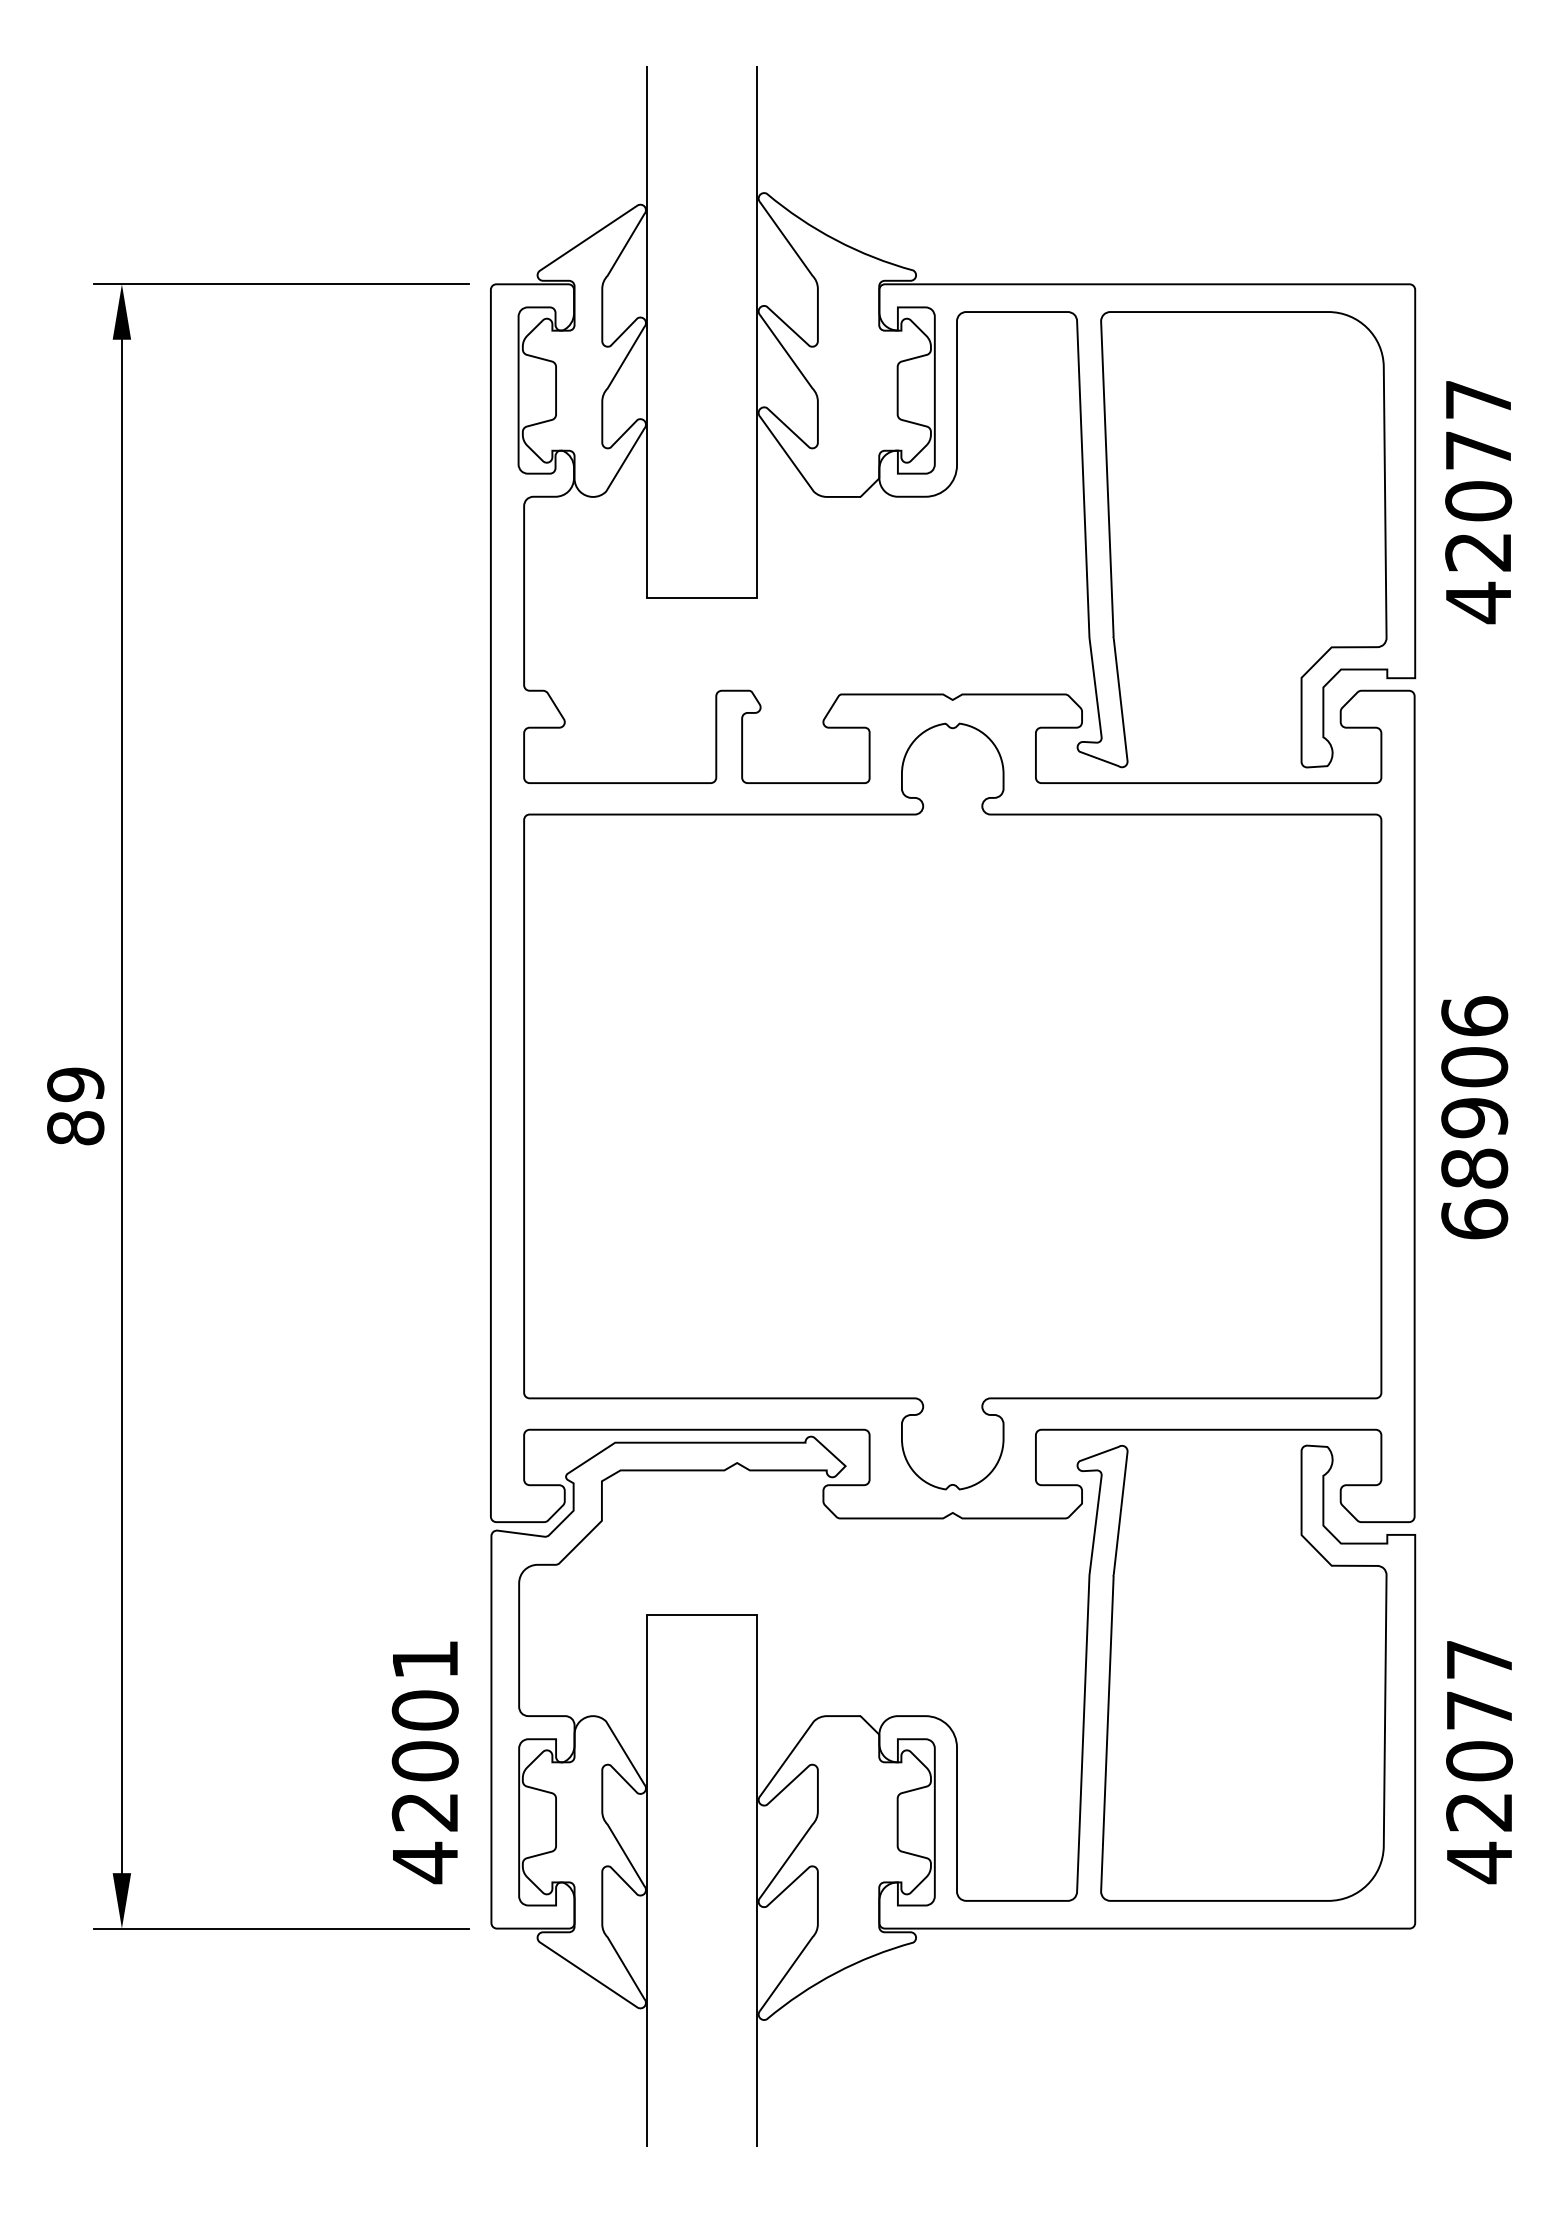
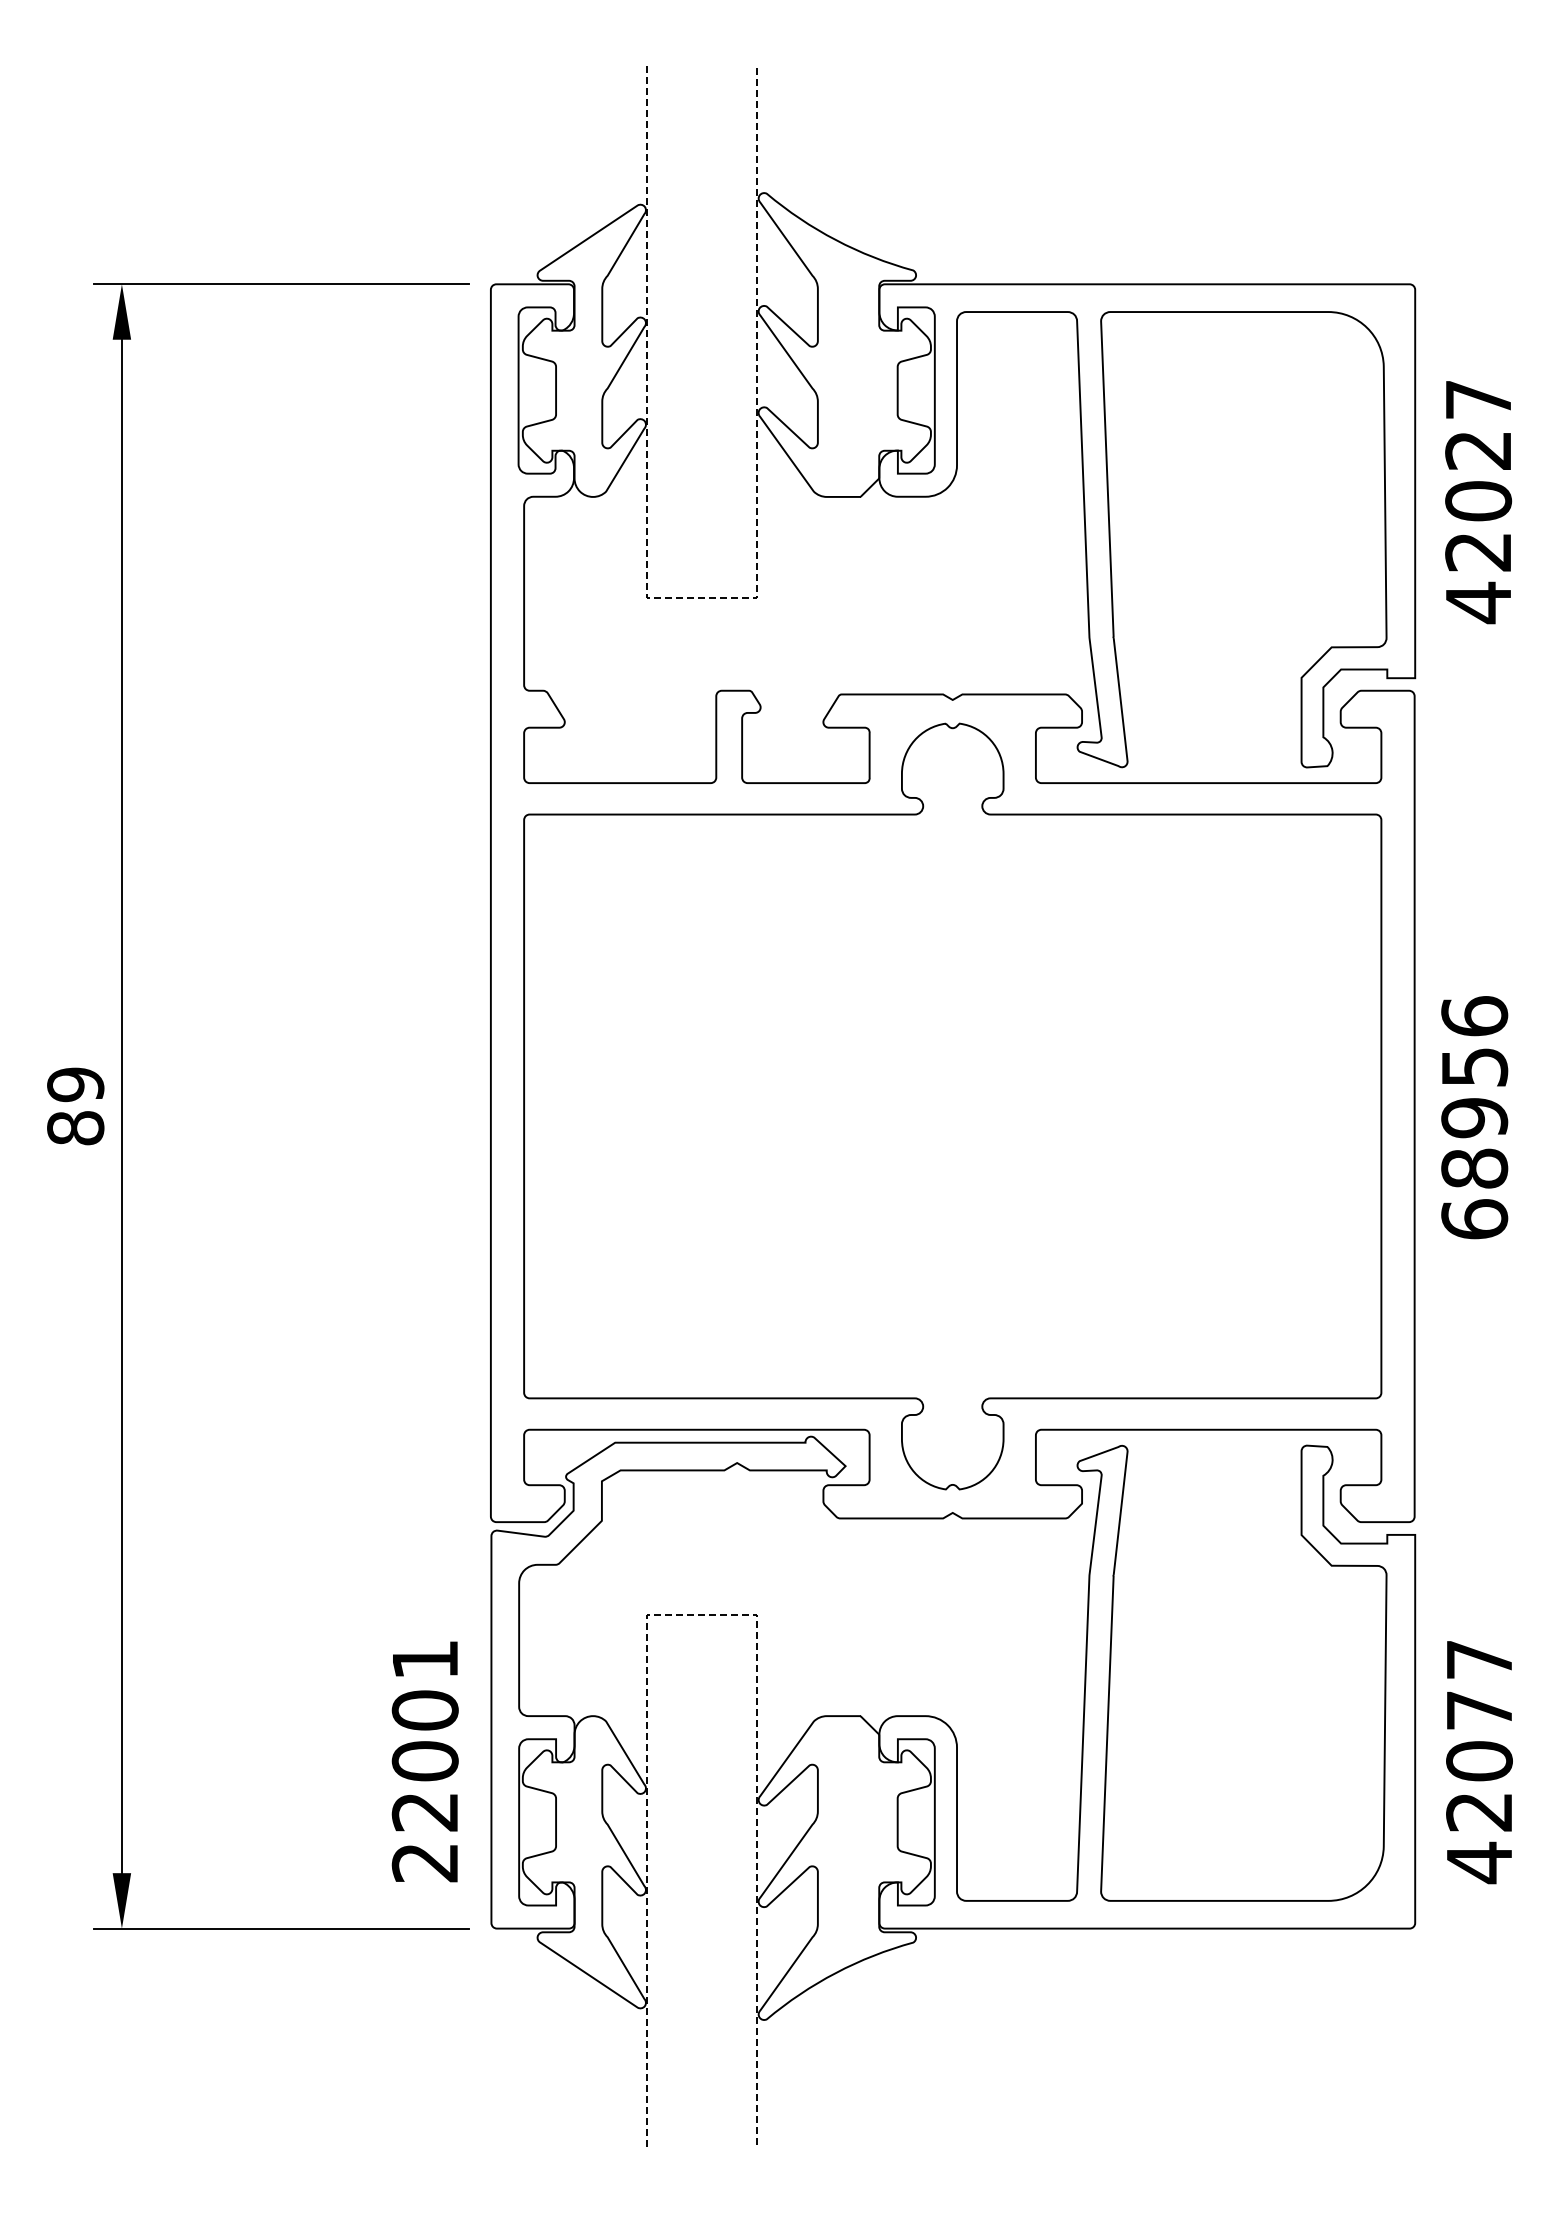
text: 42077 -> 42027 (1477, 450)
line: solid -> dashed (702, 598)
text: 68906 -> 68956 (1474, 1067)
line: solid -> dashed (702, 1614)
text: 42001 -> 22001 (424, 1862)
